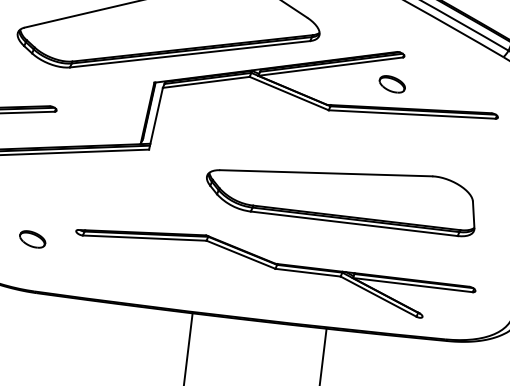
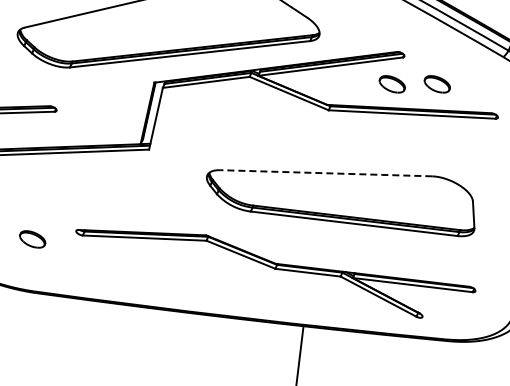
part: none -> present (436, 84)
line: solid -> dashed (325, 173)
line: present -> none (188, 347)
line position: (323, 355) -> (299, 353) (299, 353)
